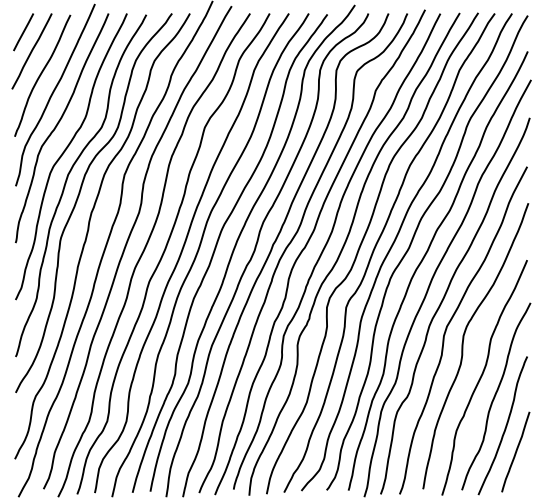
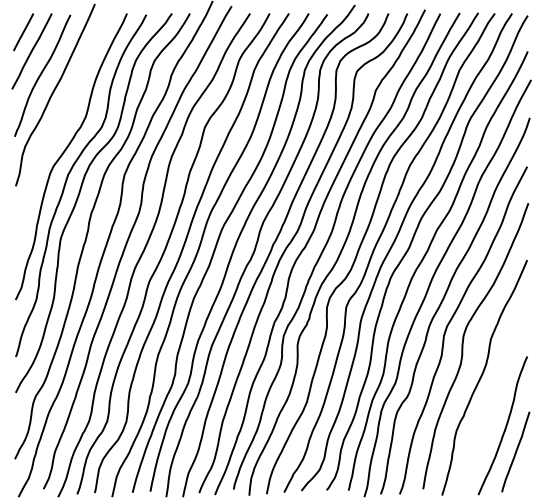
curve: present -> none (57, 126)
curve: present -> none (496, 395)
